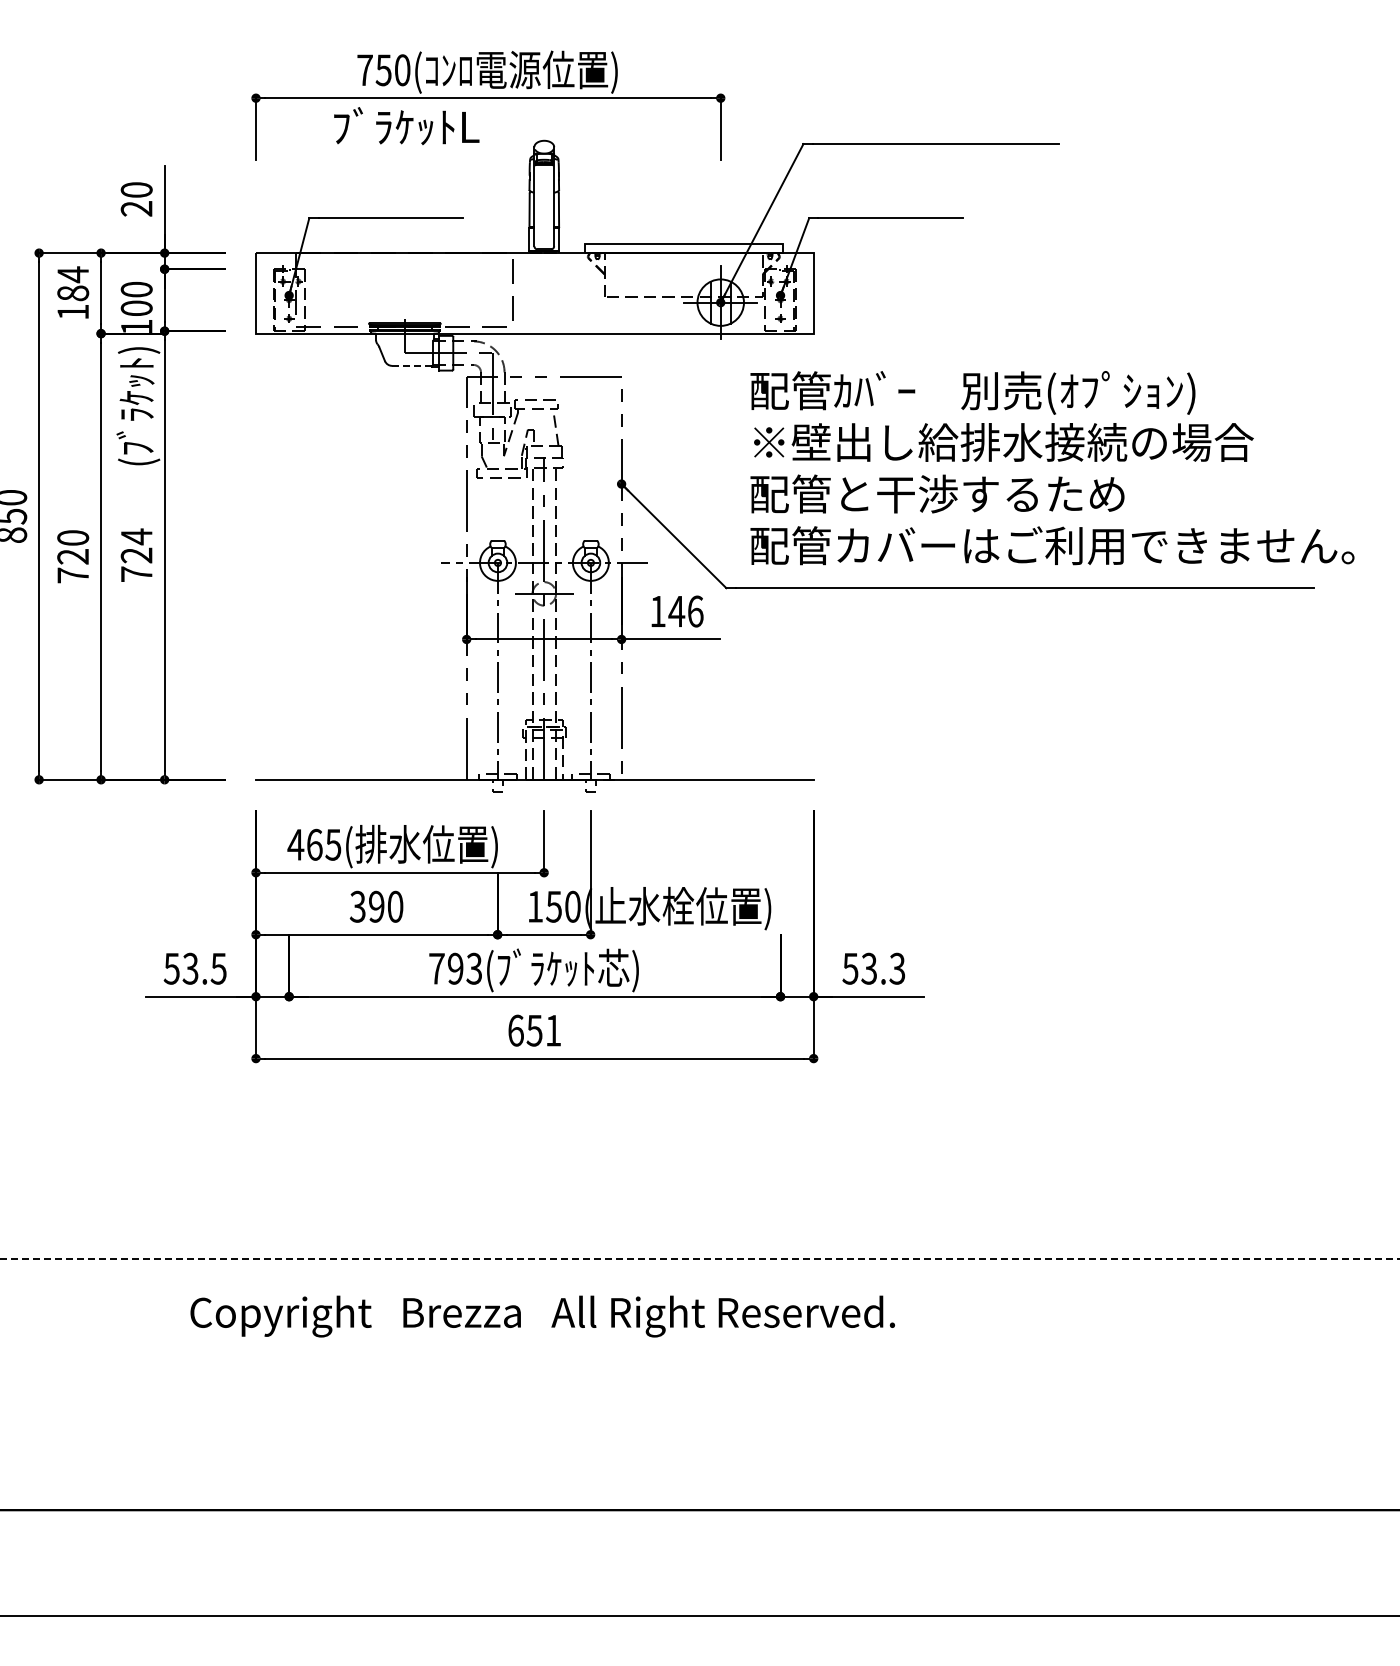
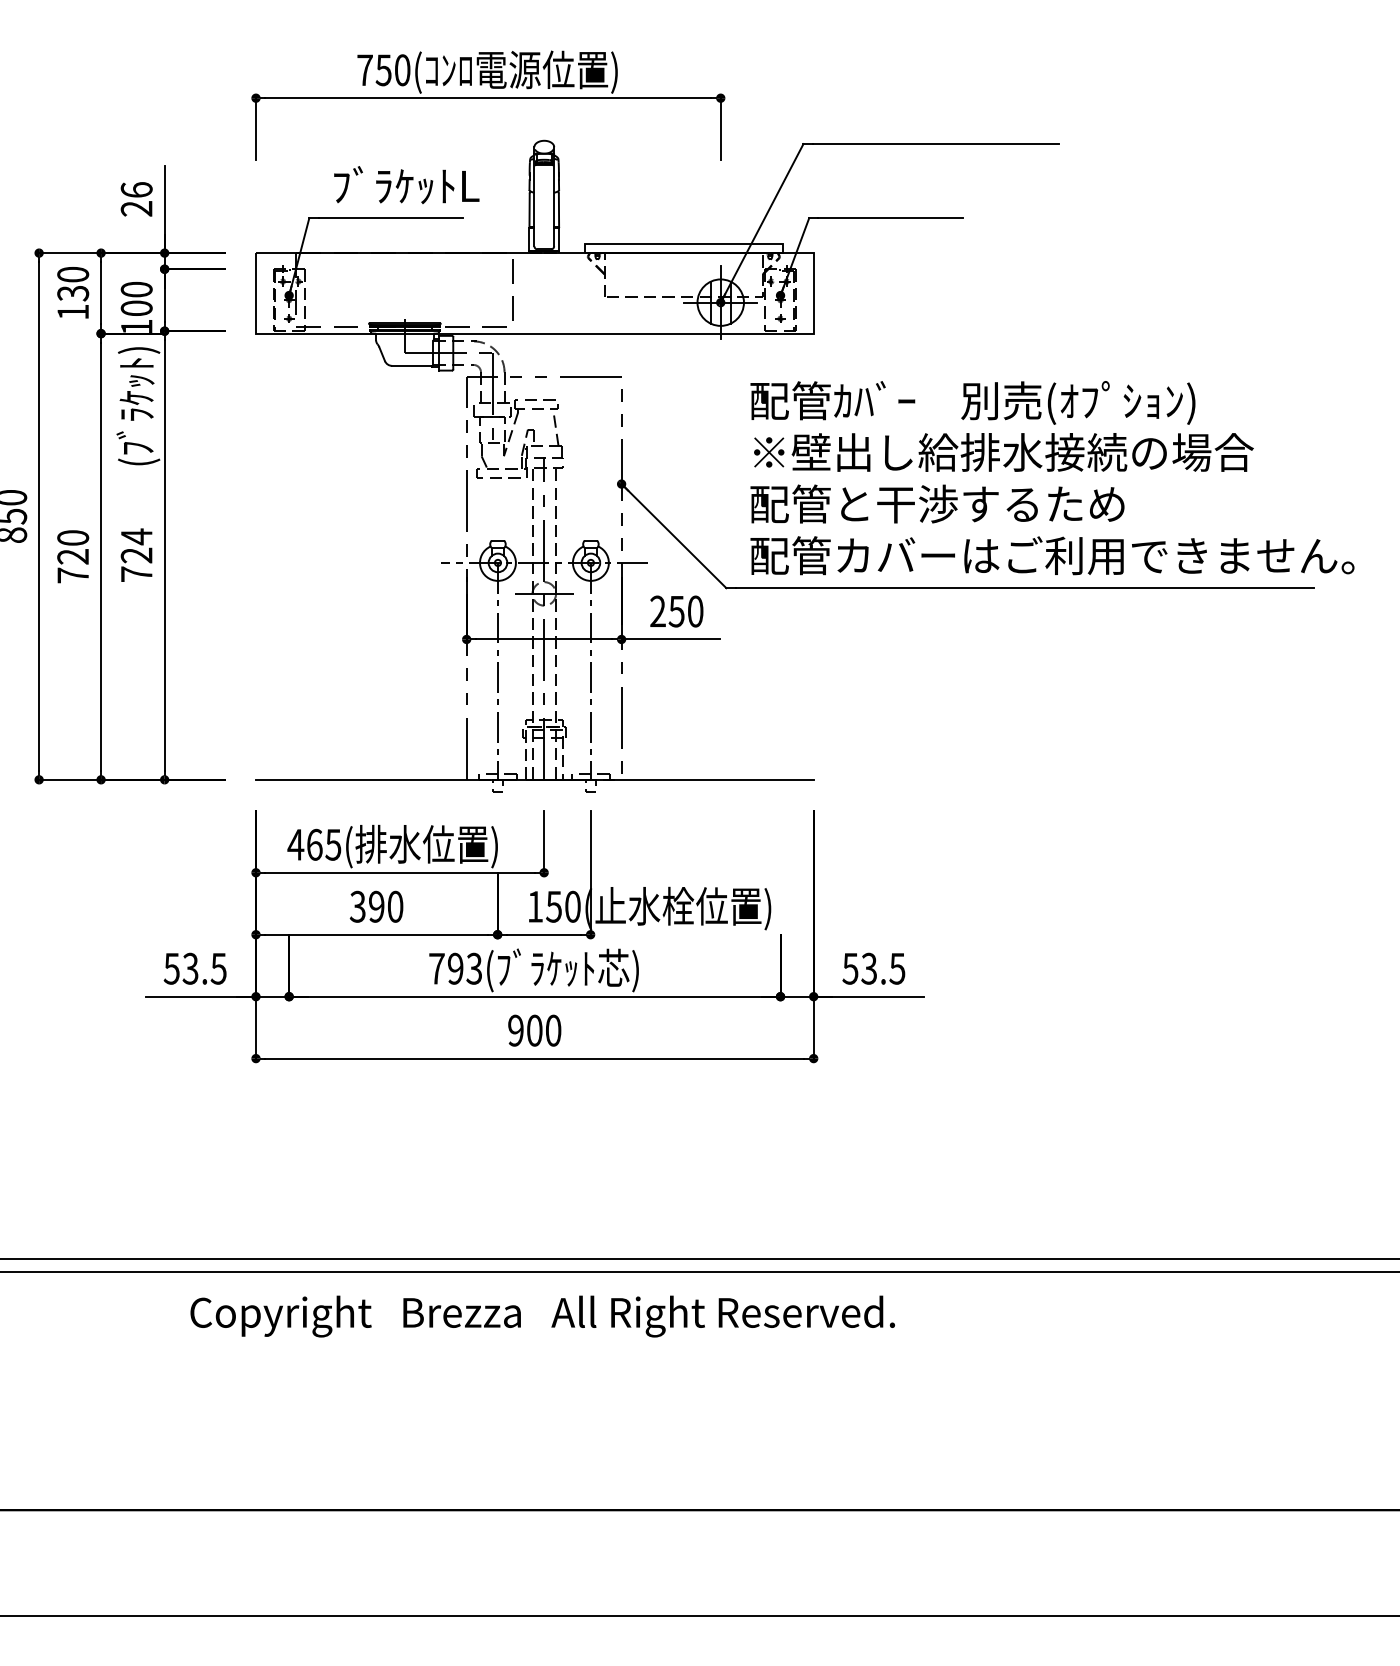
text position: (406, 125) -> (406, 184) (406, 184)
text: 20 -> 26 (136, 189)
text: 184 -> 130 (73, 283)
line: dashed -> solid (411, 365)
text position: (1052, 468) -> (1052, 478) (1052, 478)
text: 146 -> 250 (676, 611)
text: 53.3 -> 53.5 (897, 968)
text: 651 -> 900 (534, 1030)
line: dashed -> solid (700, 1258)
line: none -> present (699, 1271)
